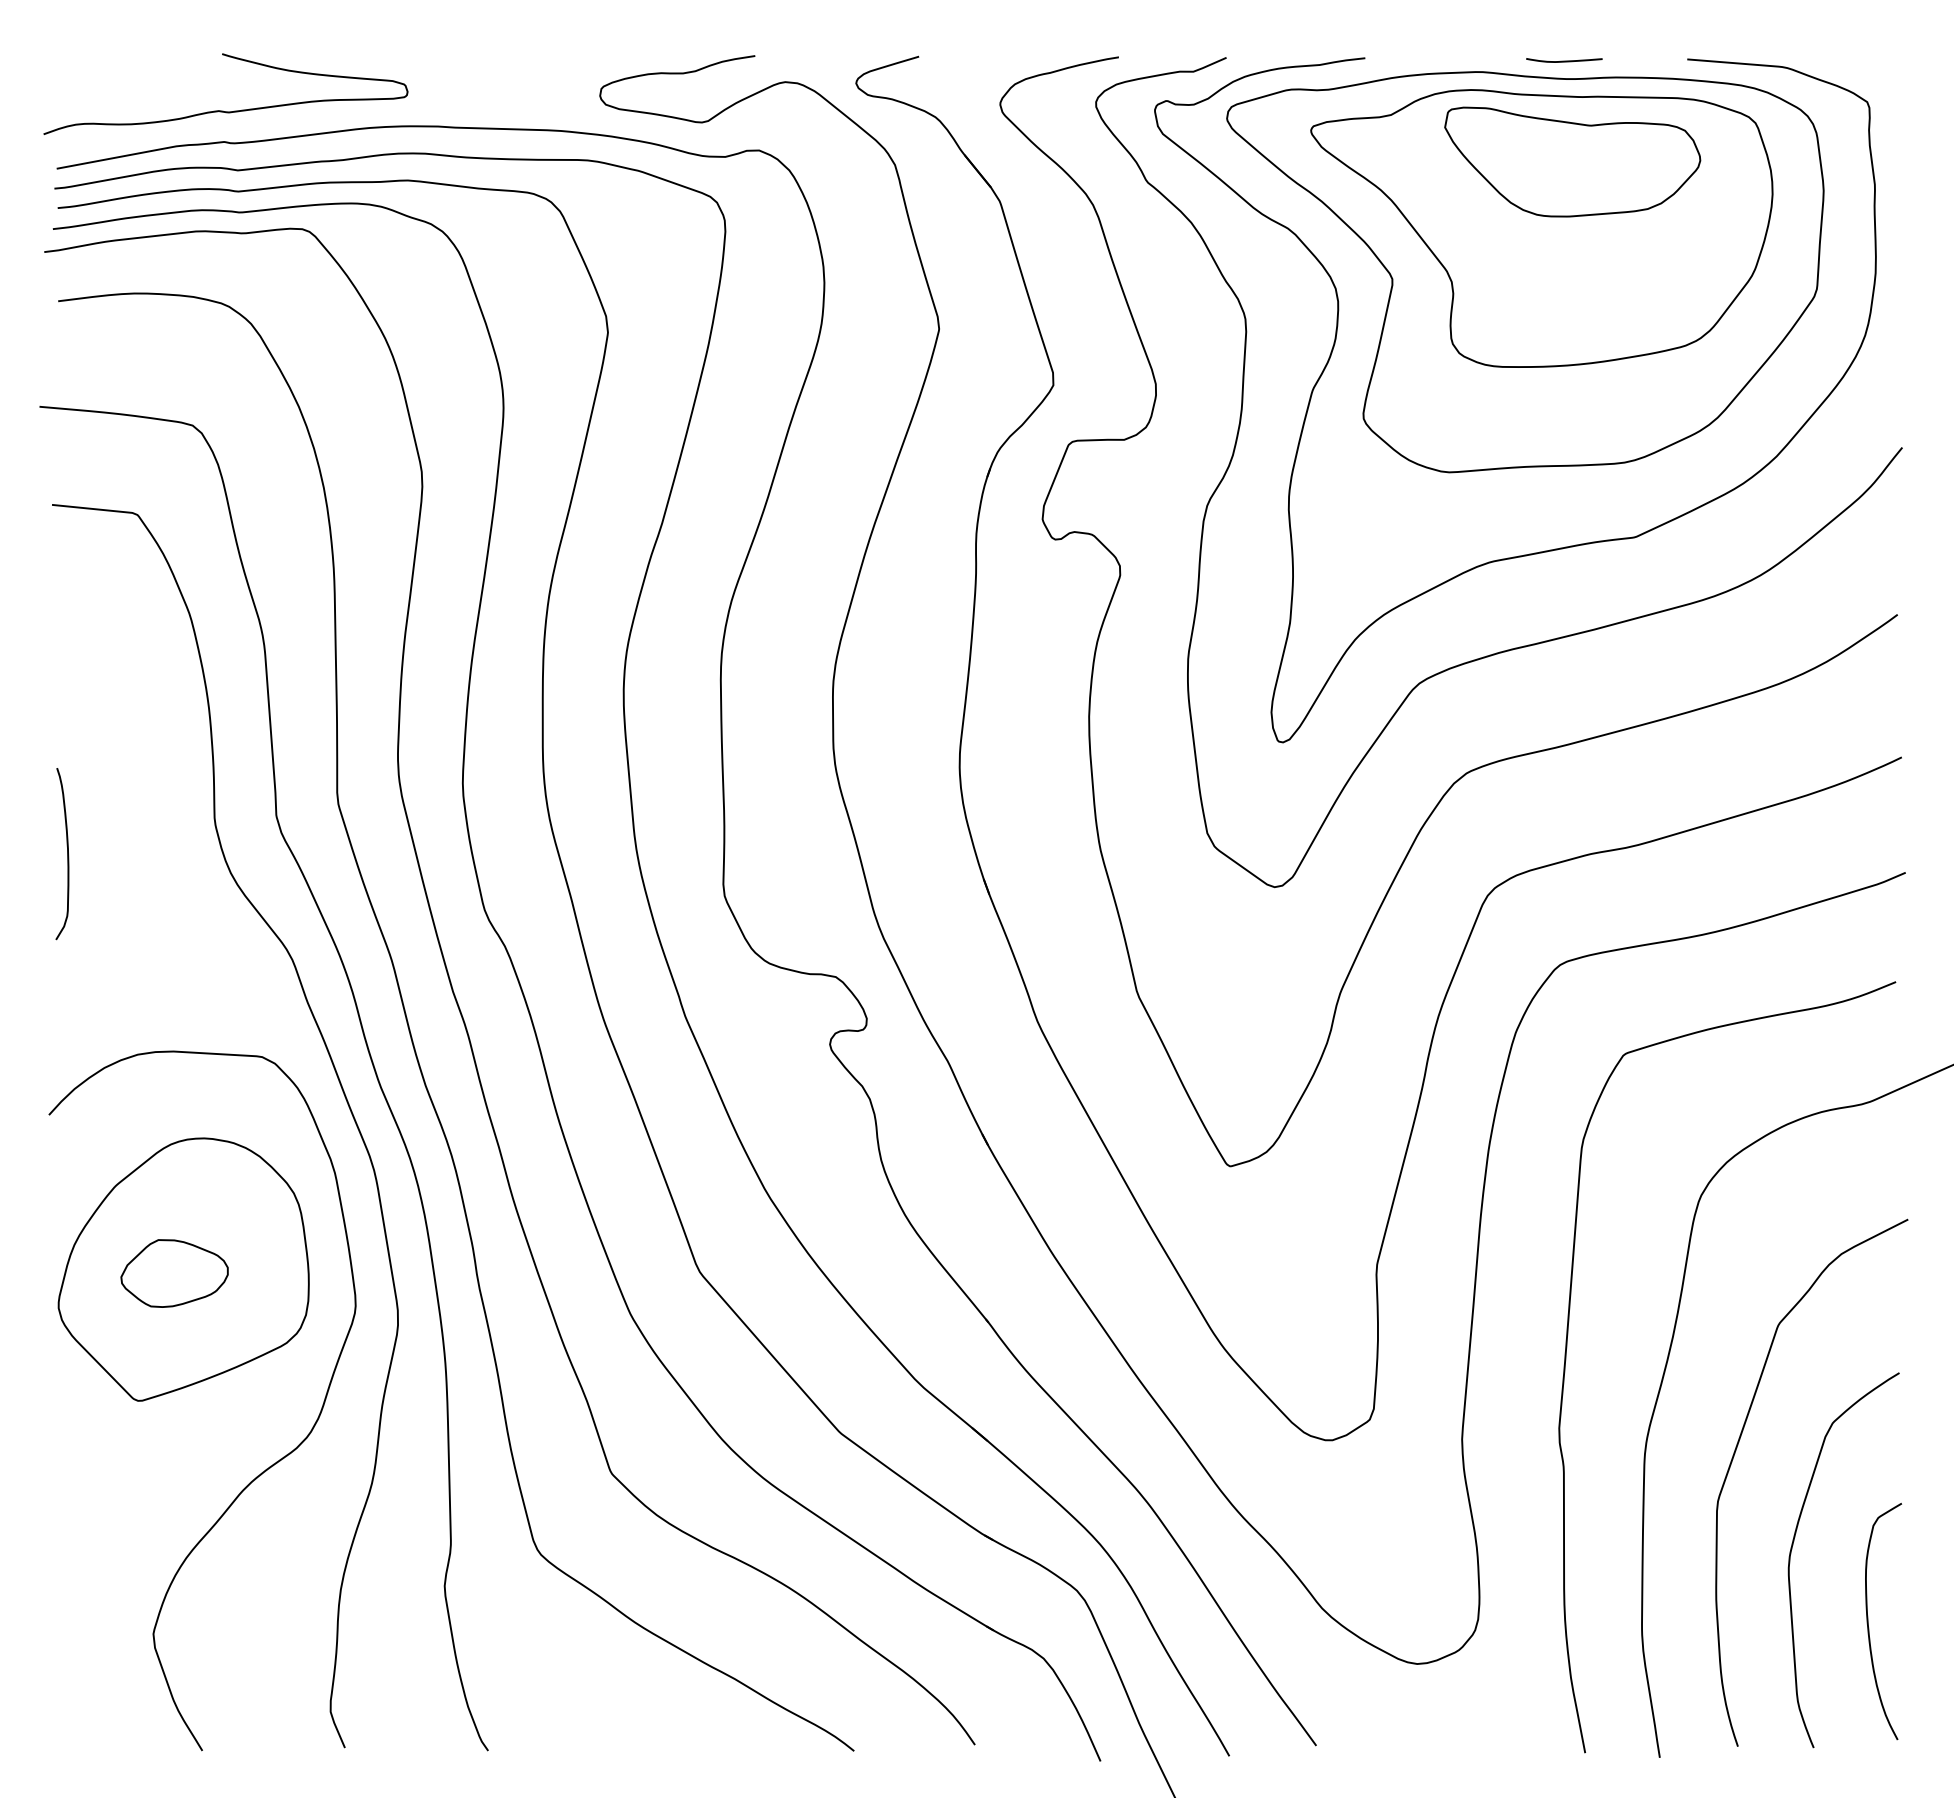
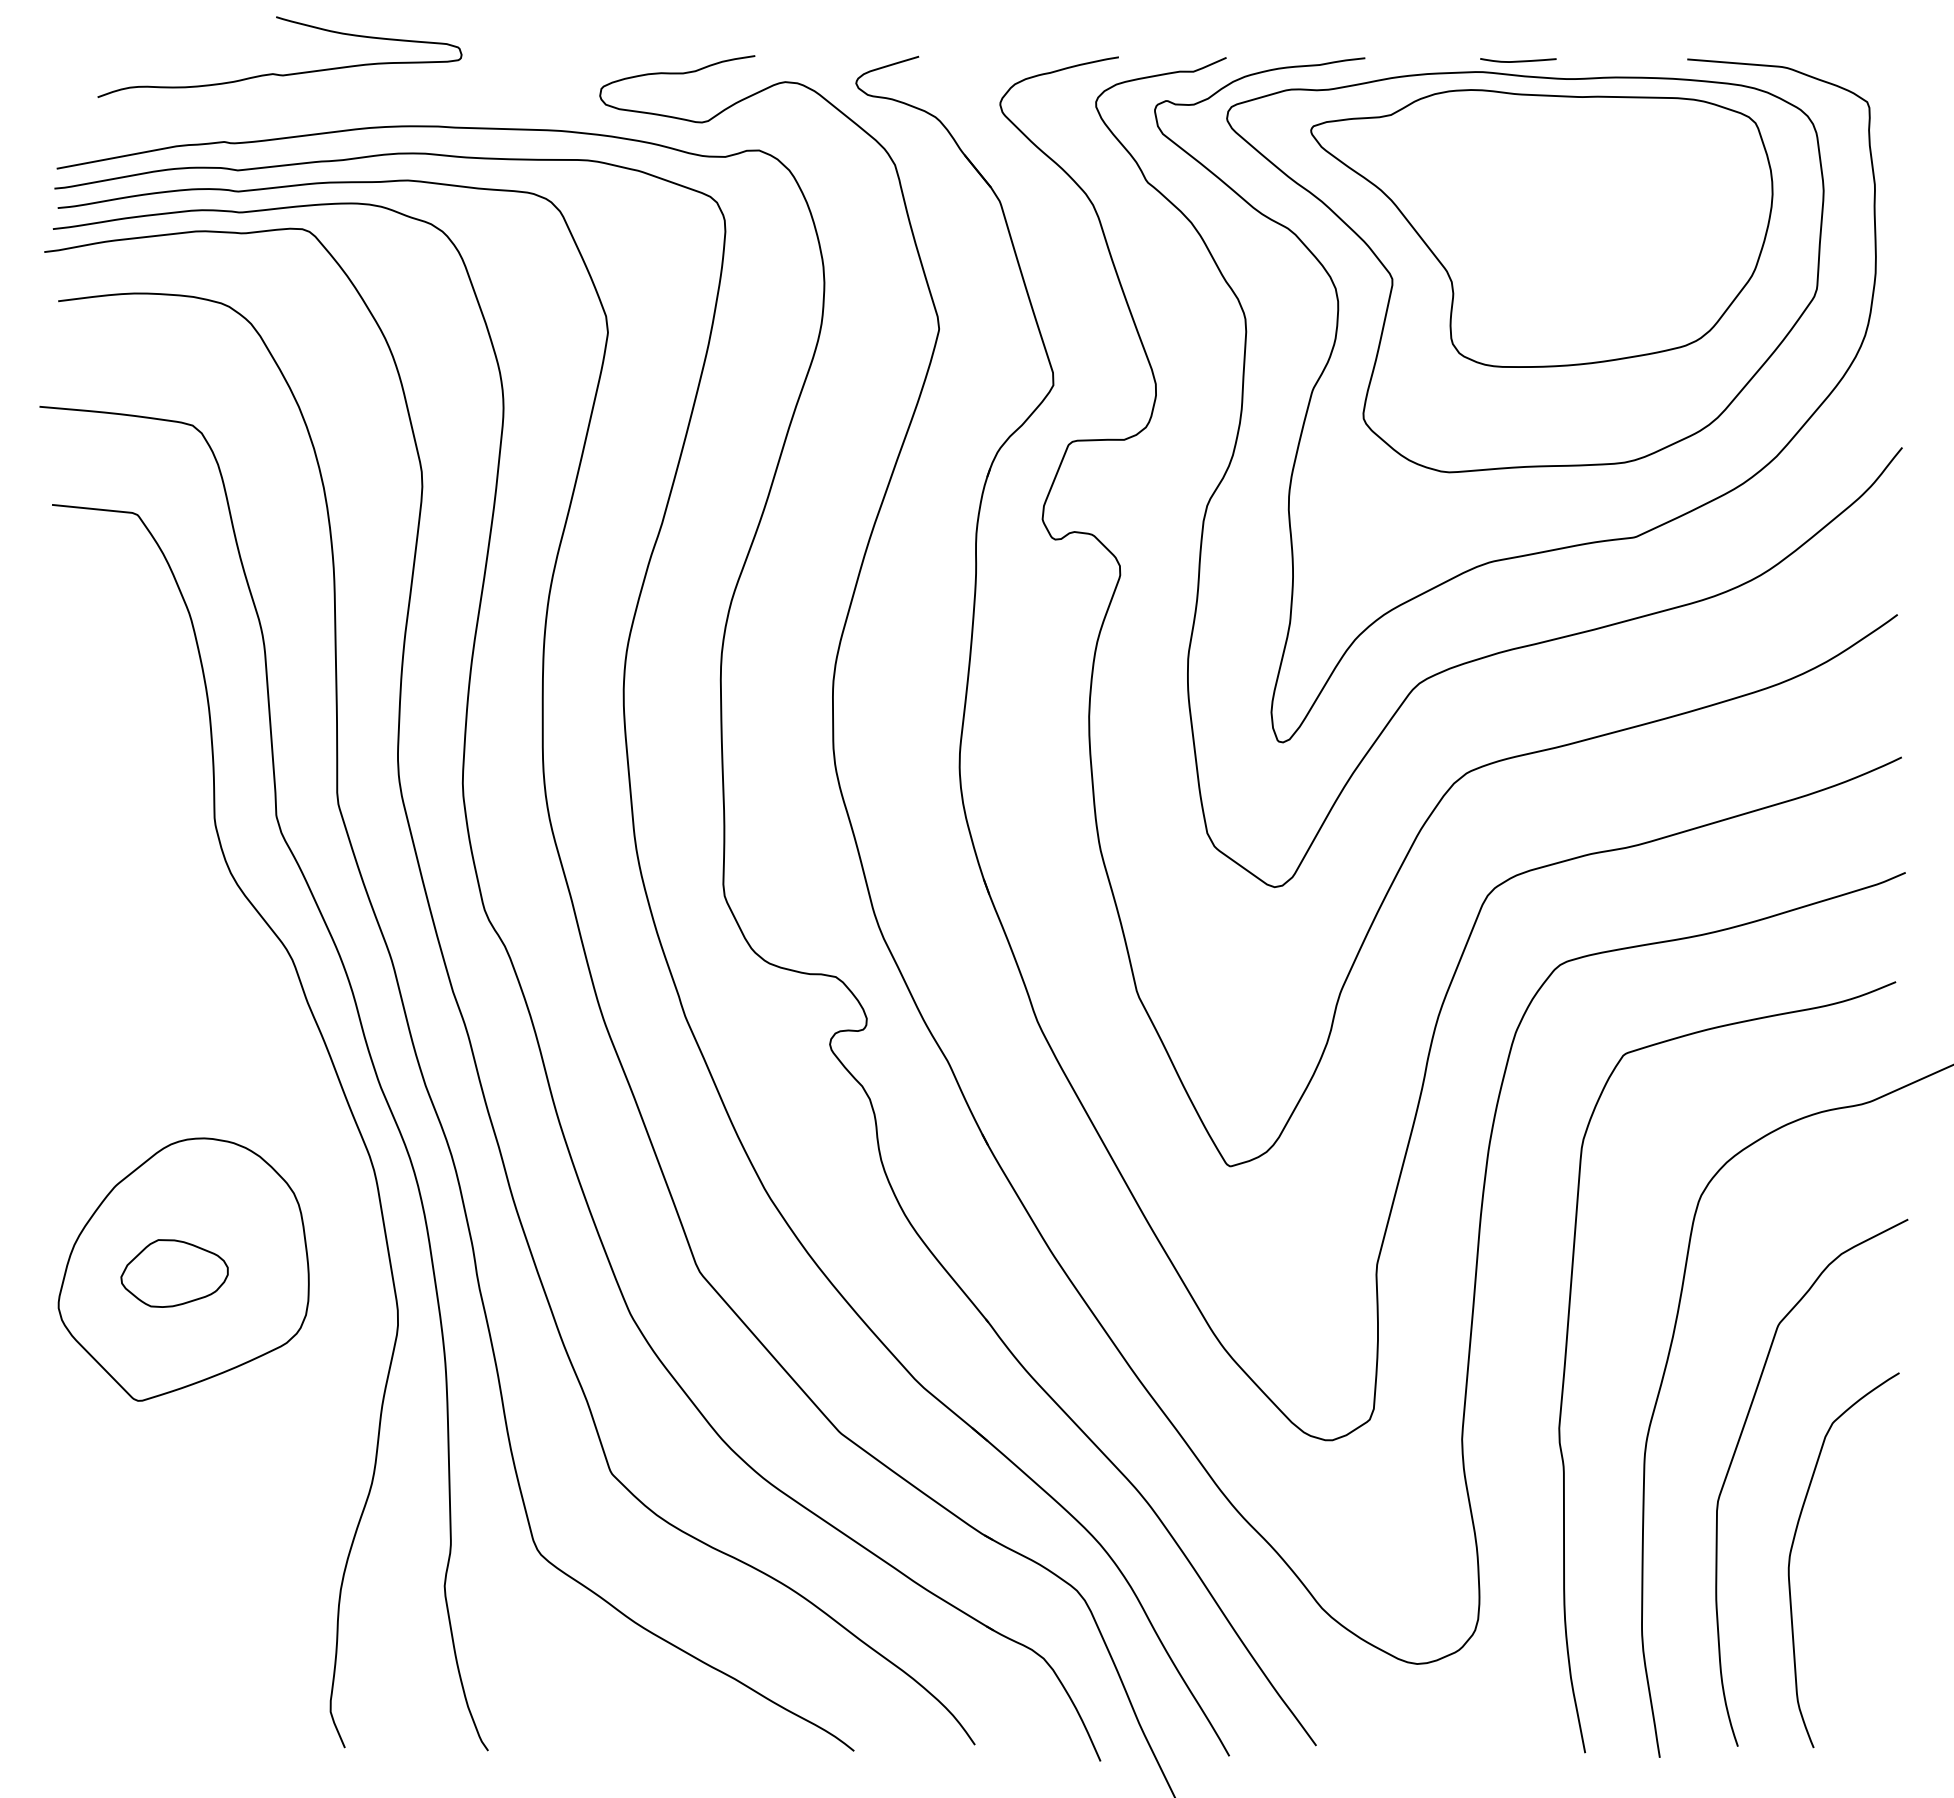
curve position: (1564, 60) -> (1518, 60) (1518, 60)
curve position: (223, 110) -> (277, 73) (277, 73)
part: present -> none (1572, 161)
curve: present -> none (67, 854)
curve: present -> none (262, 1471)
curve: present -> none (1868, 1621)
